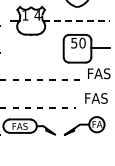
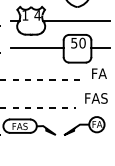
line: dashed -> solid (76, 20)
line: none -> present (36, 48)
text: FAS -> FA (99, 73)
